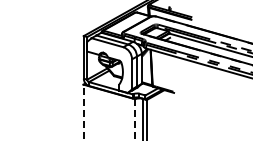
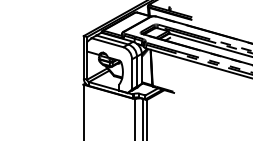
line: dashed -> solid (83, 112)
line: dashed -> solid (135, 120)
